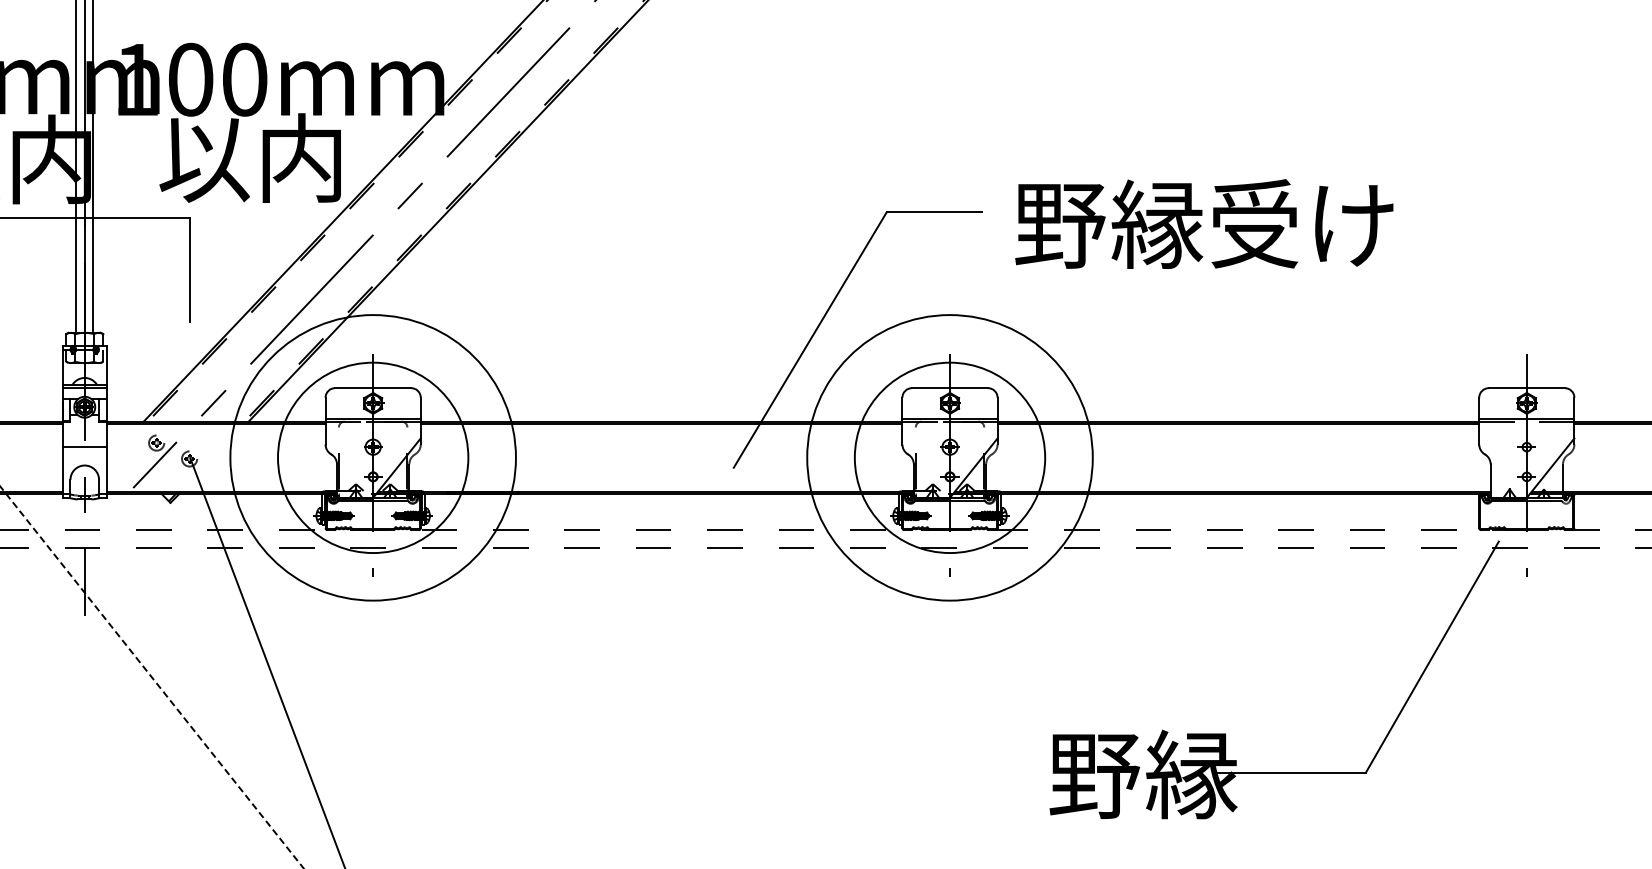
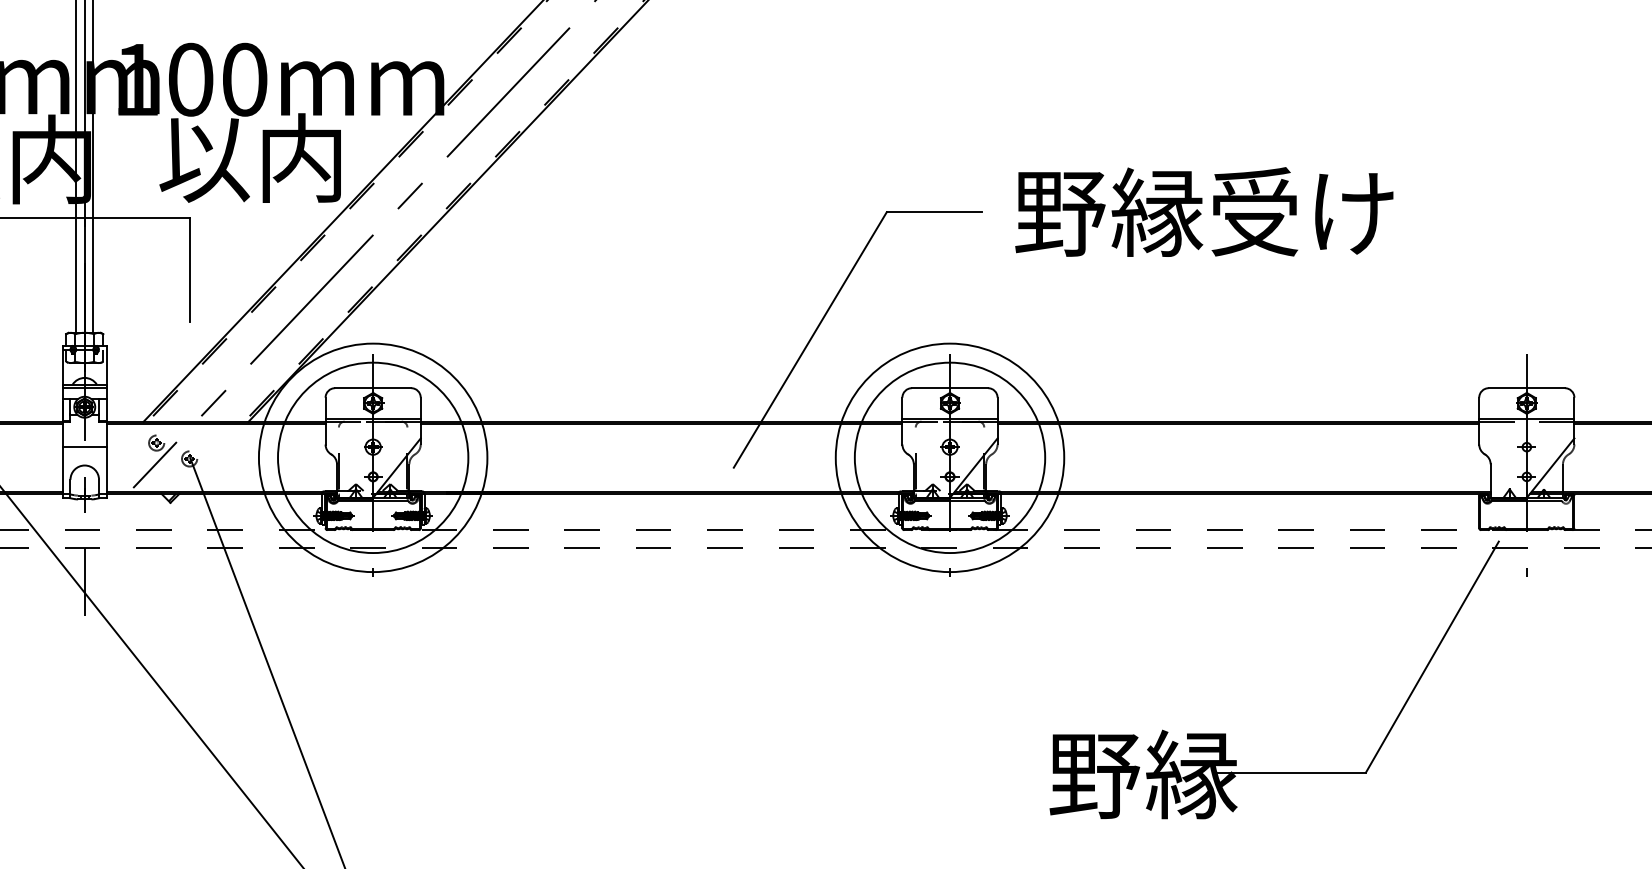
text position: (1204, 223) -> (1204, 211) (1204, 211)
circle diameter: 286 px -> 228 px (372, 457)
circle diameter: 286 px -> 228 px (949, 457)
line: dashed -> solid (152, 677)
